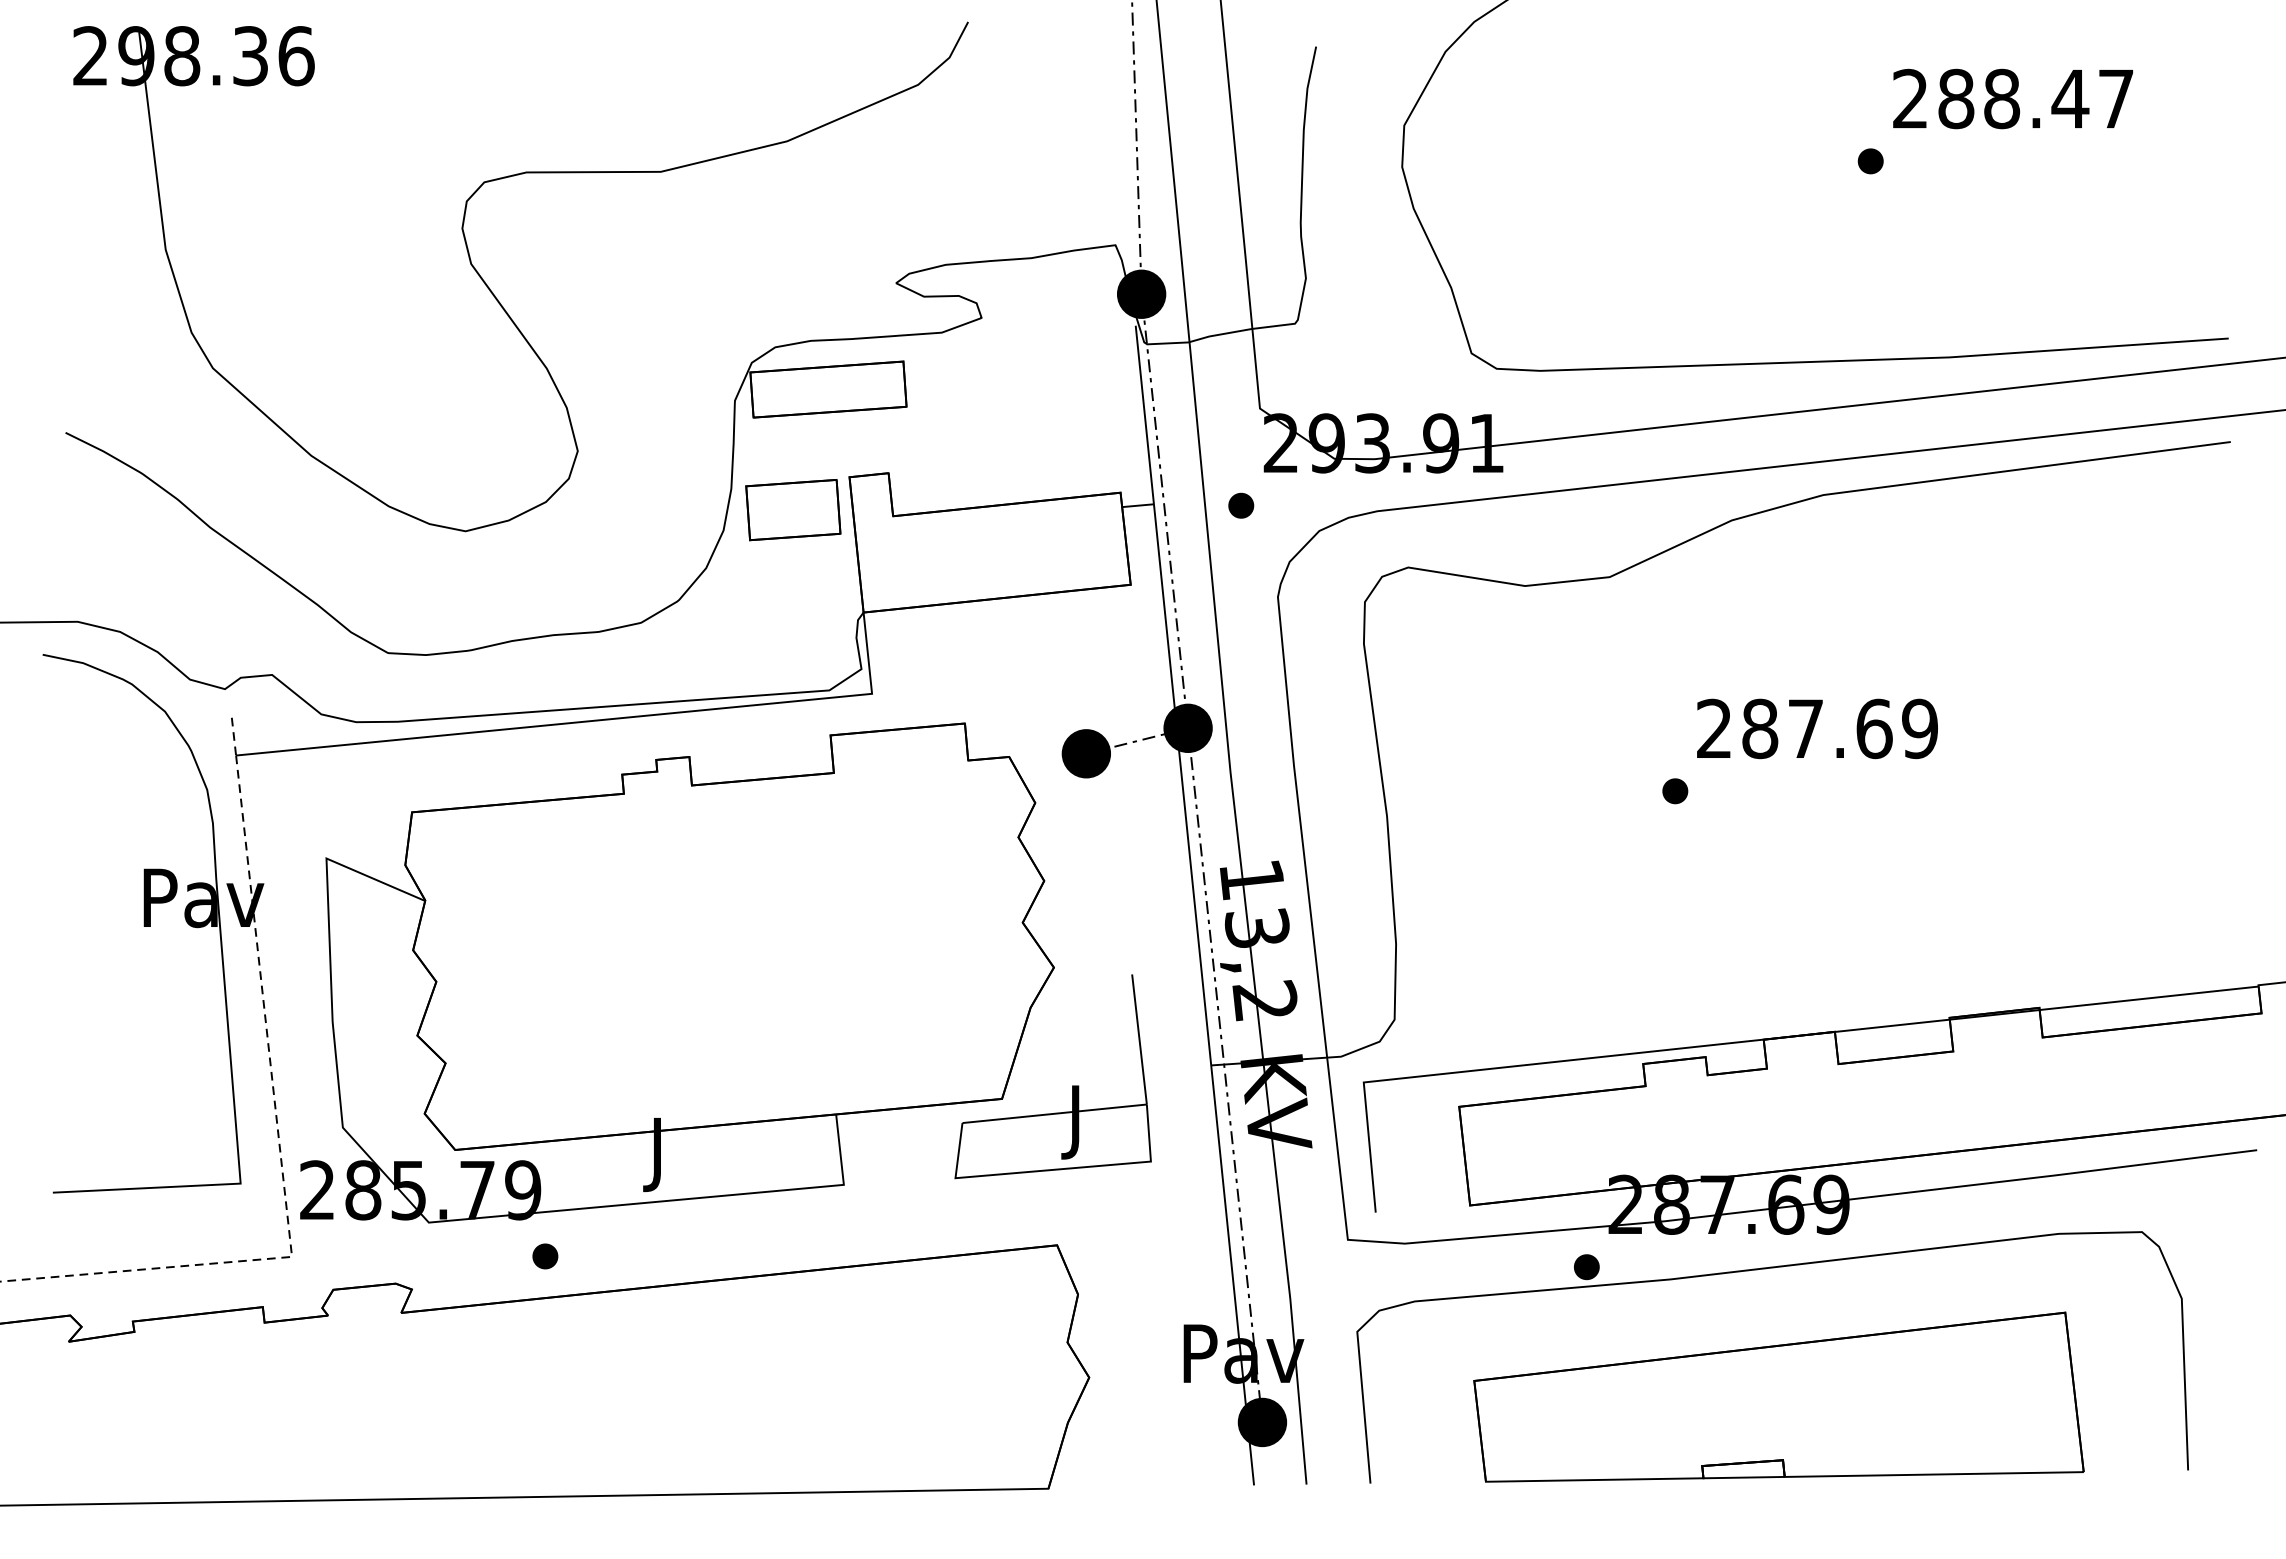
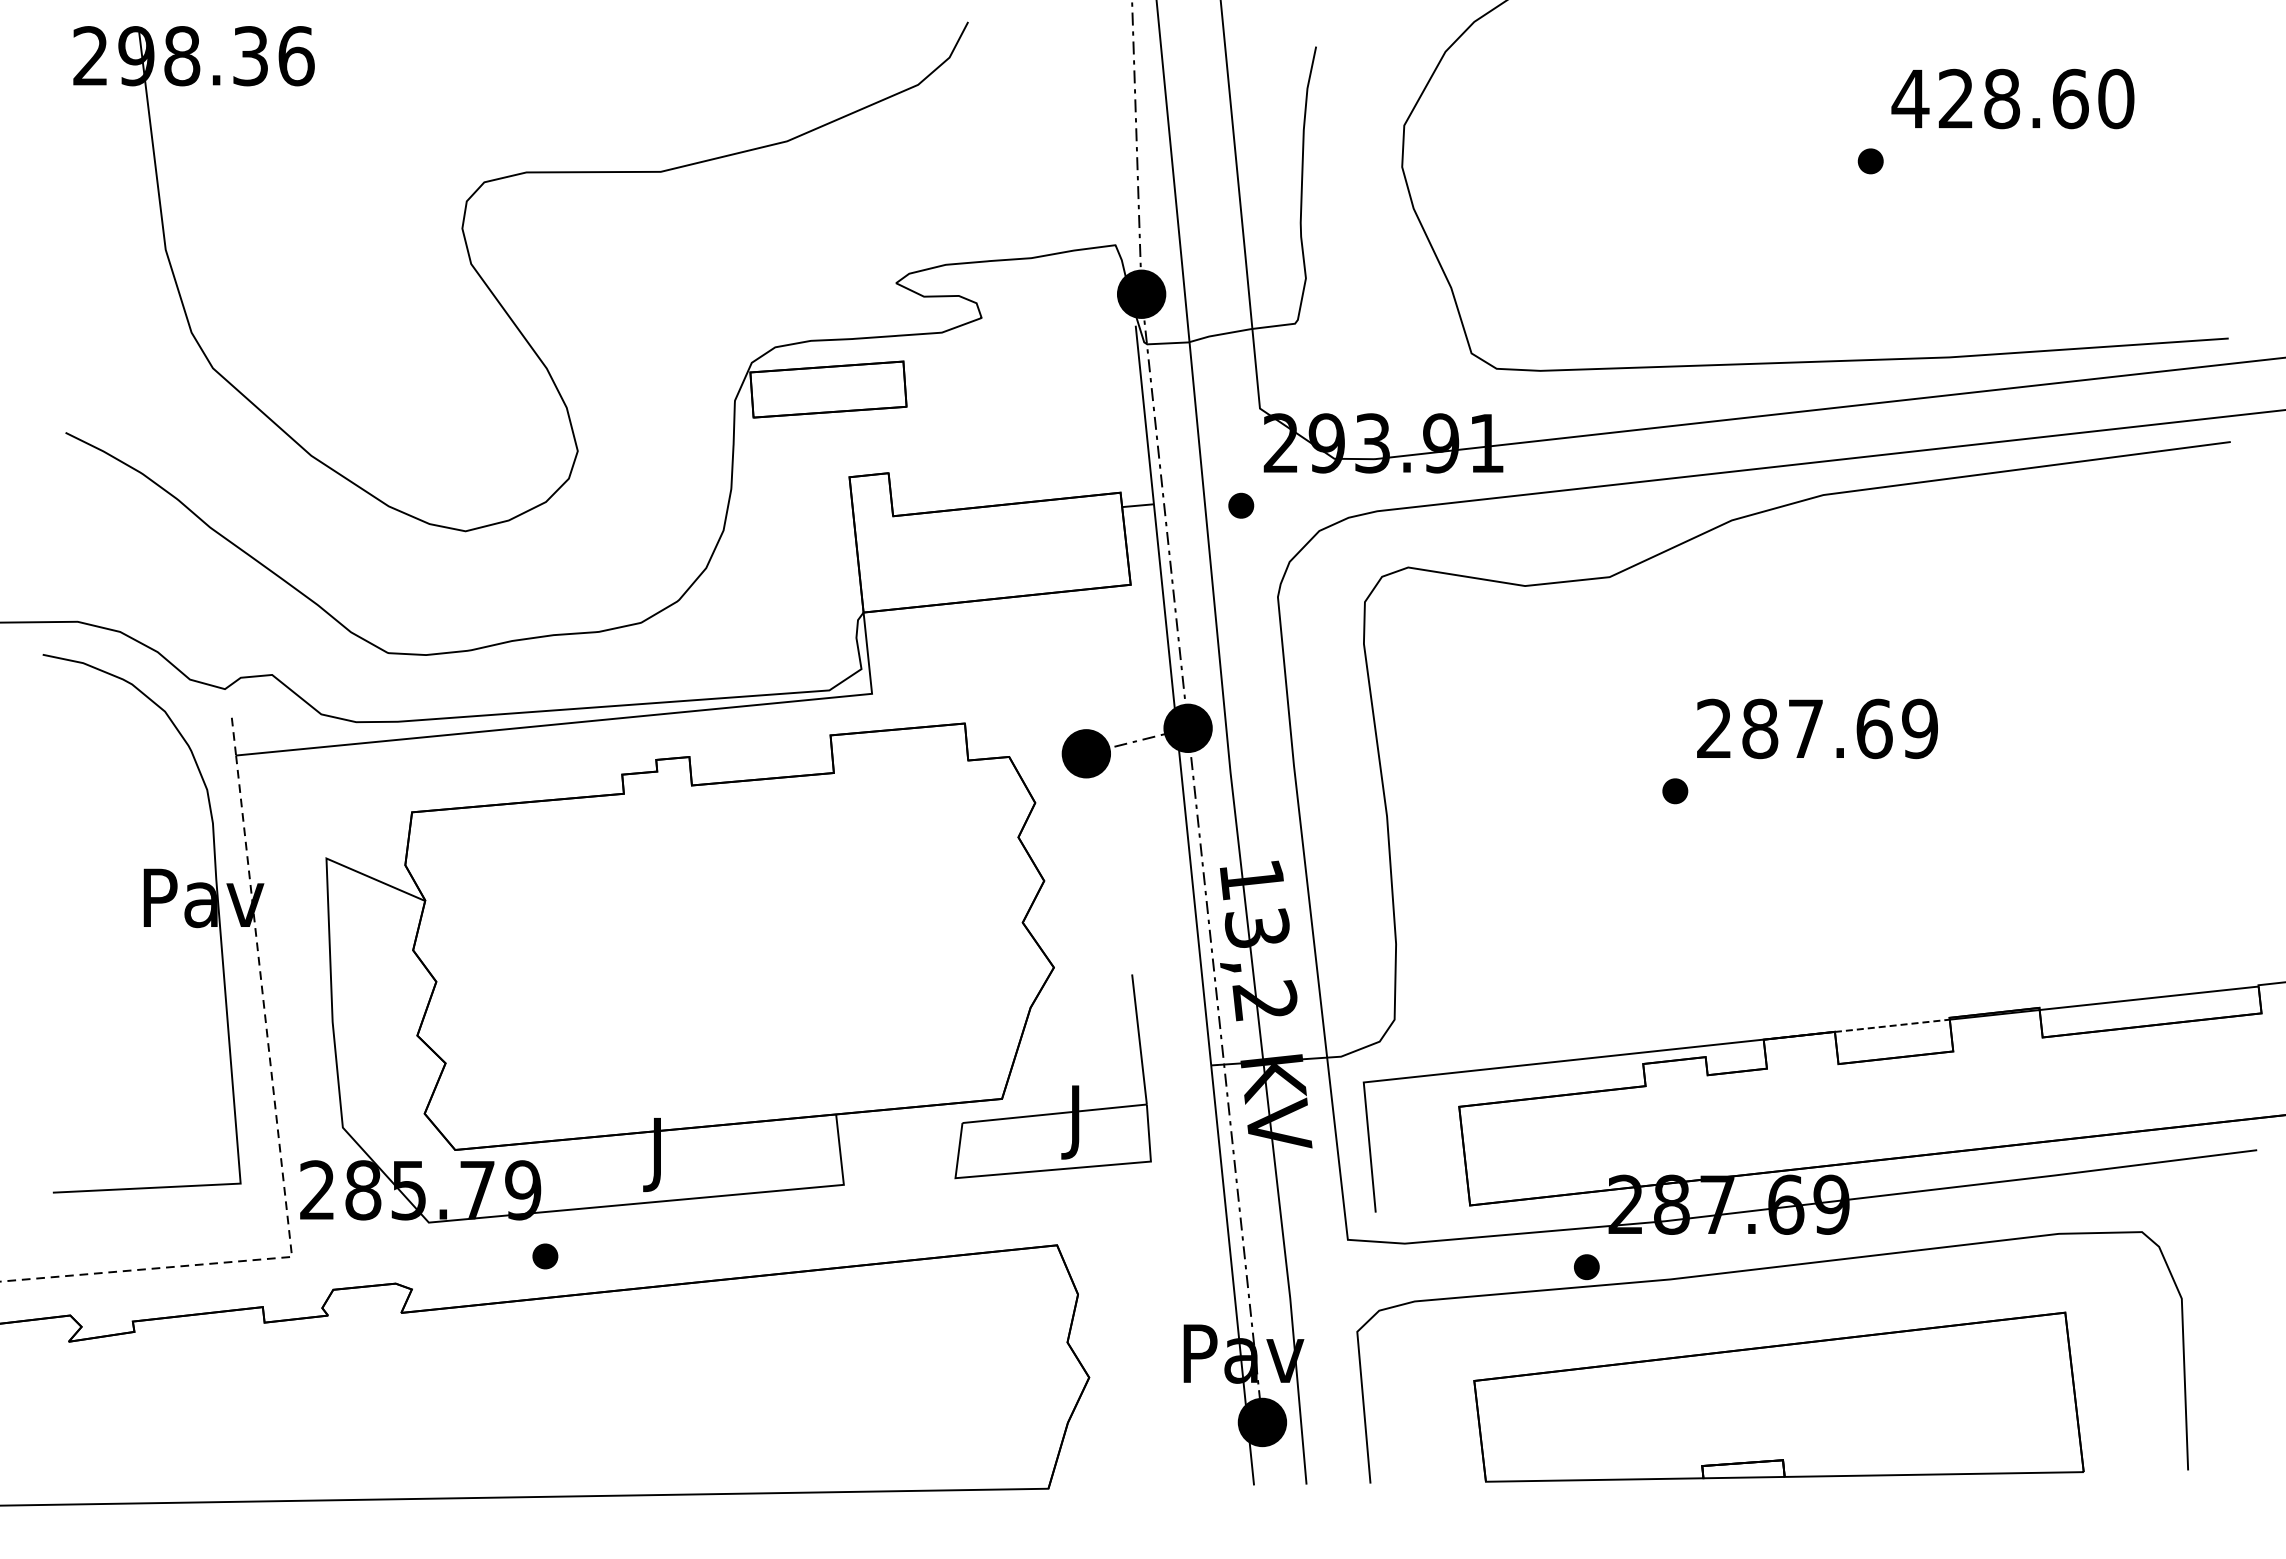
text: 288.47 -> 428.60 (2012, 98)
part: present -> none (793, 510)
line: solid -> dashed (1892, 1025)
